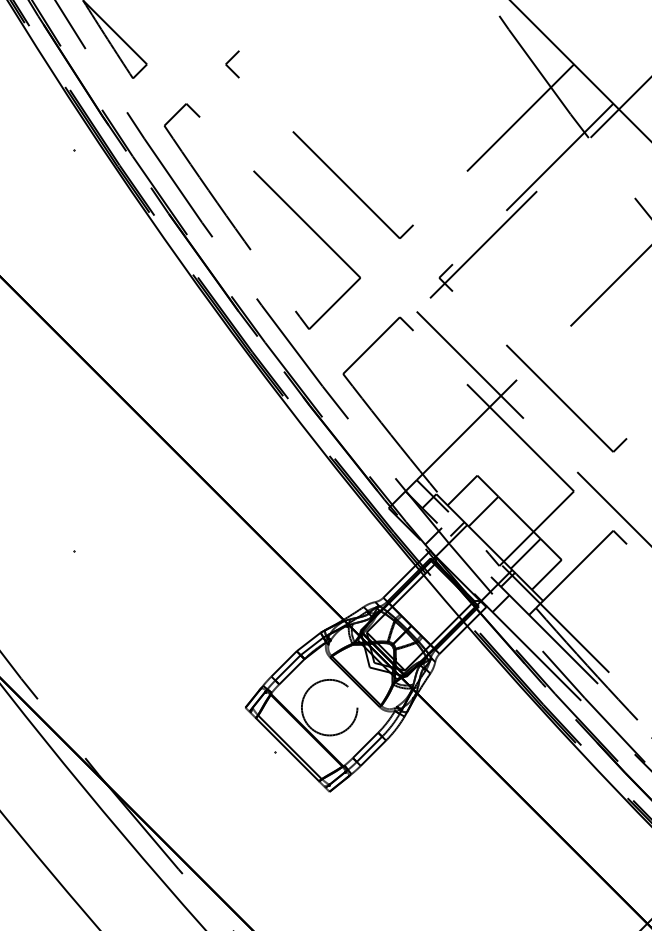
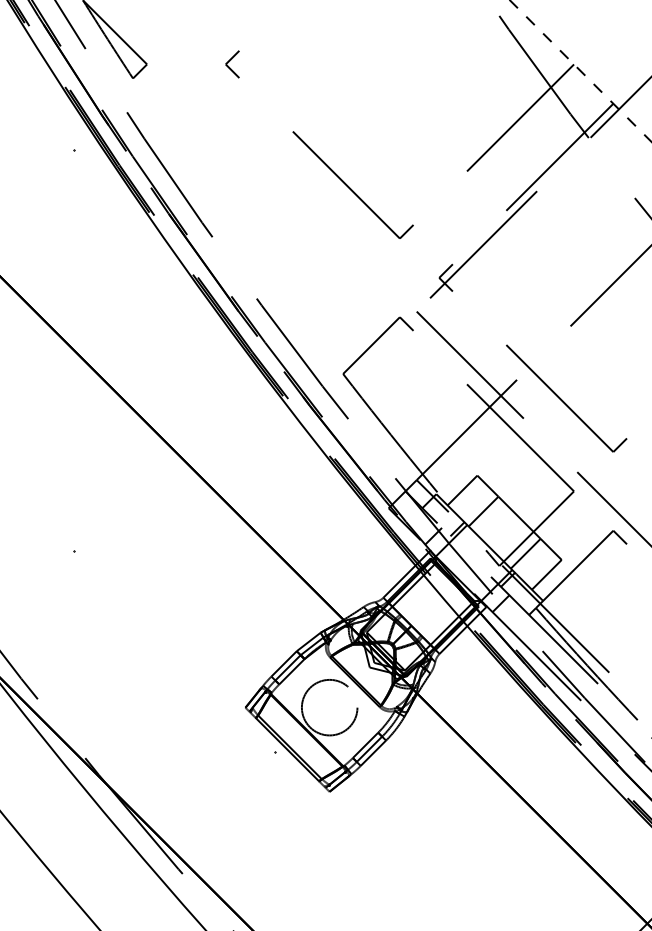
line: solid -> dashed (580, 70)
part: present -> none (279, 198)
